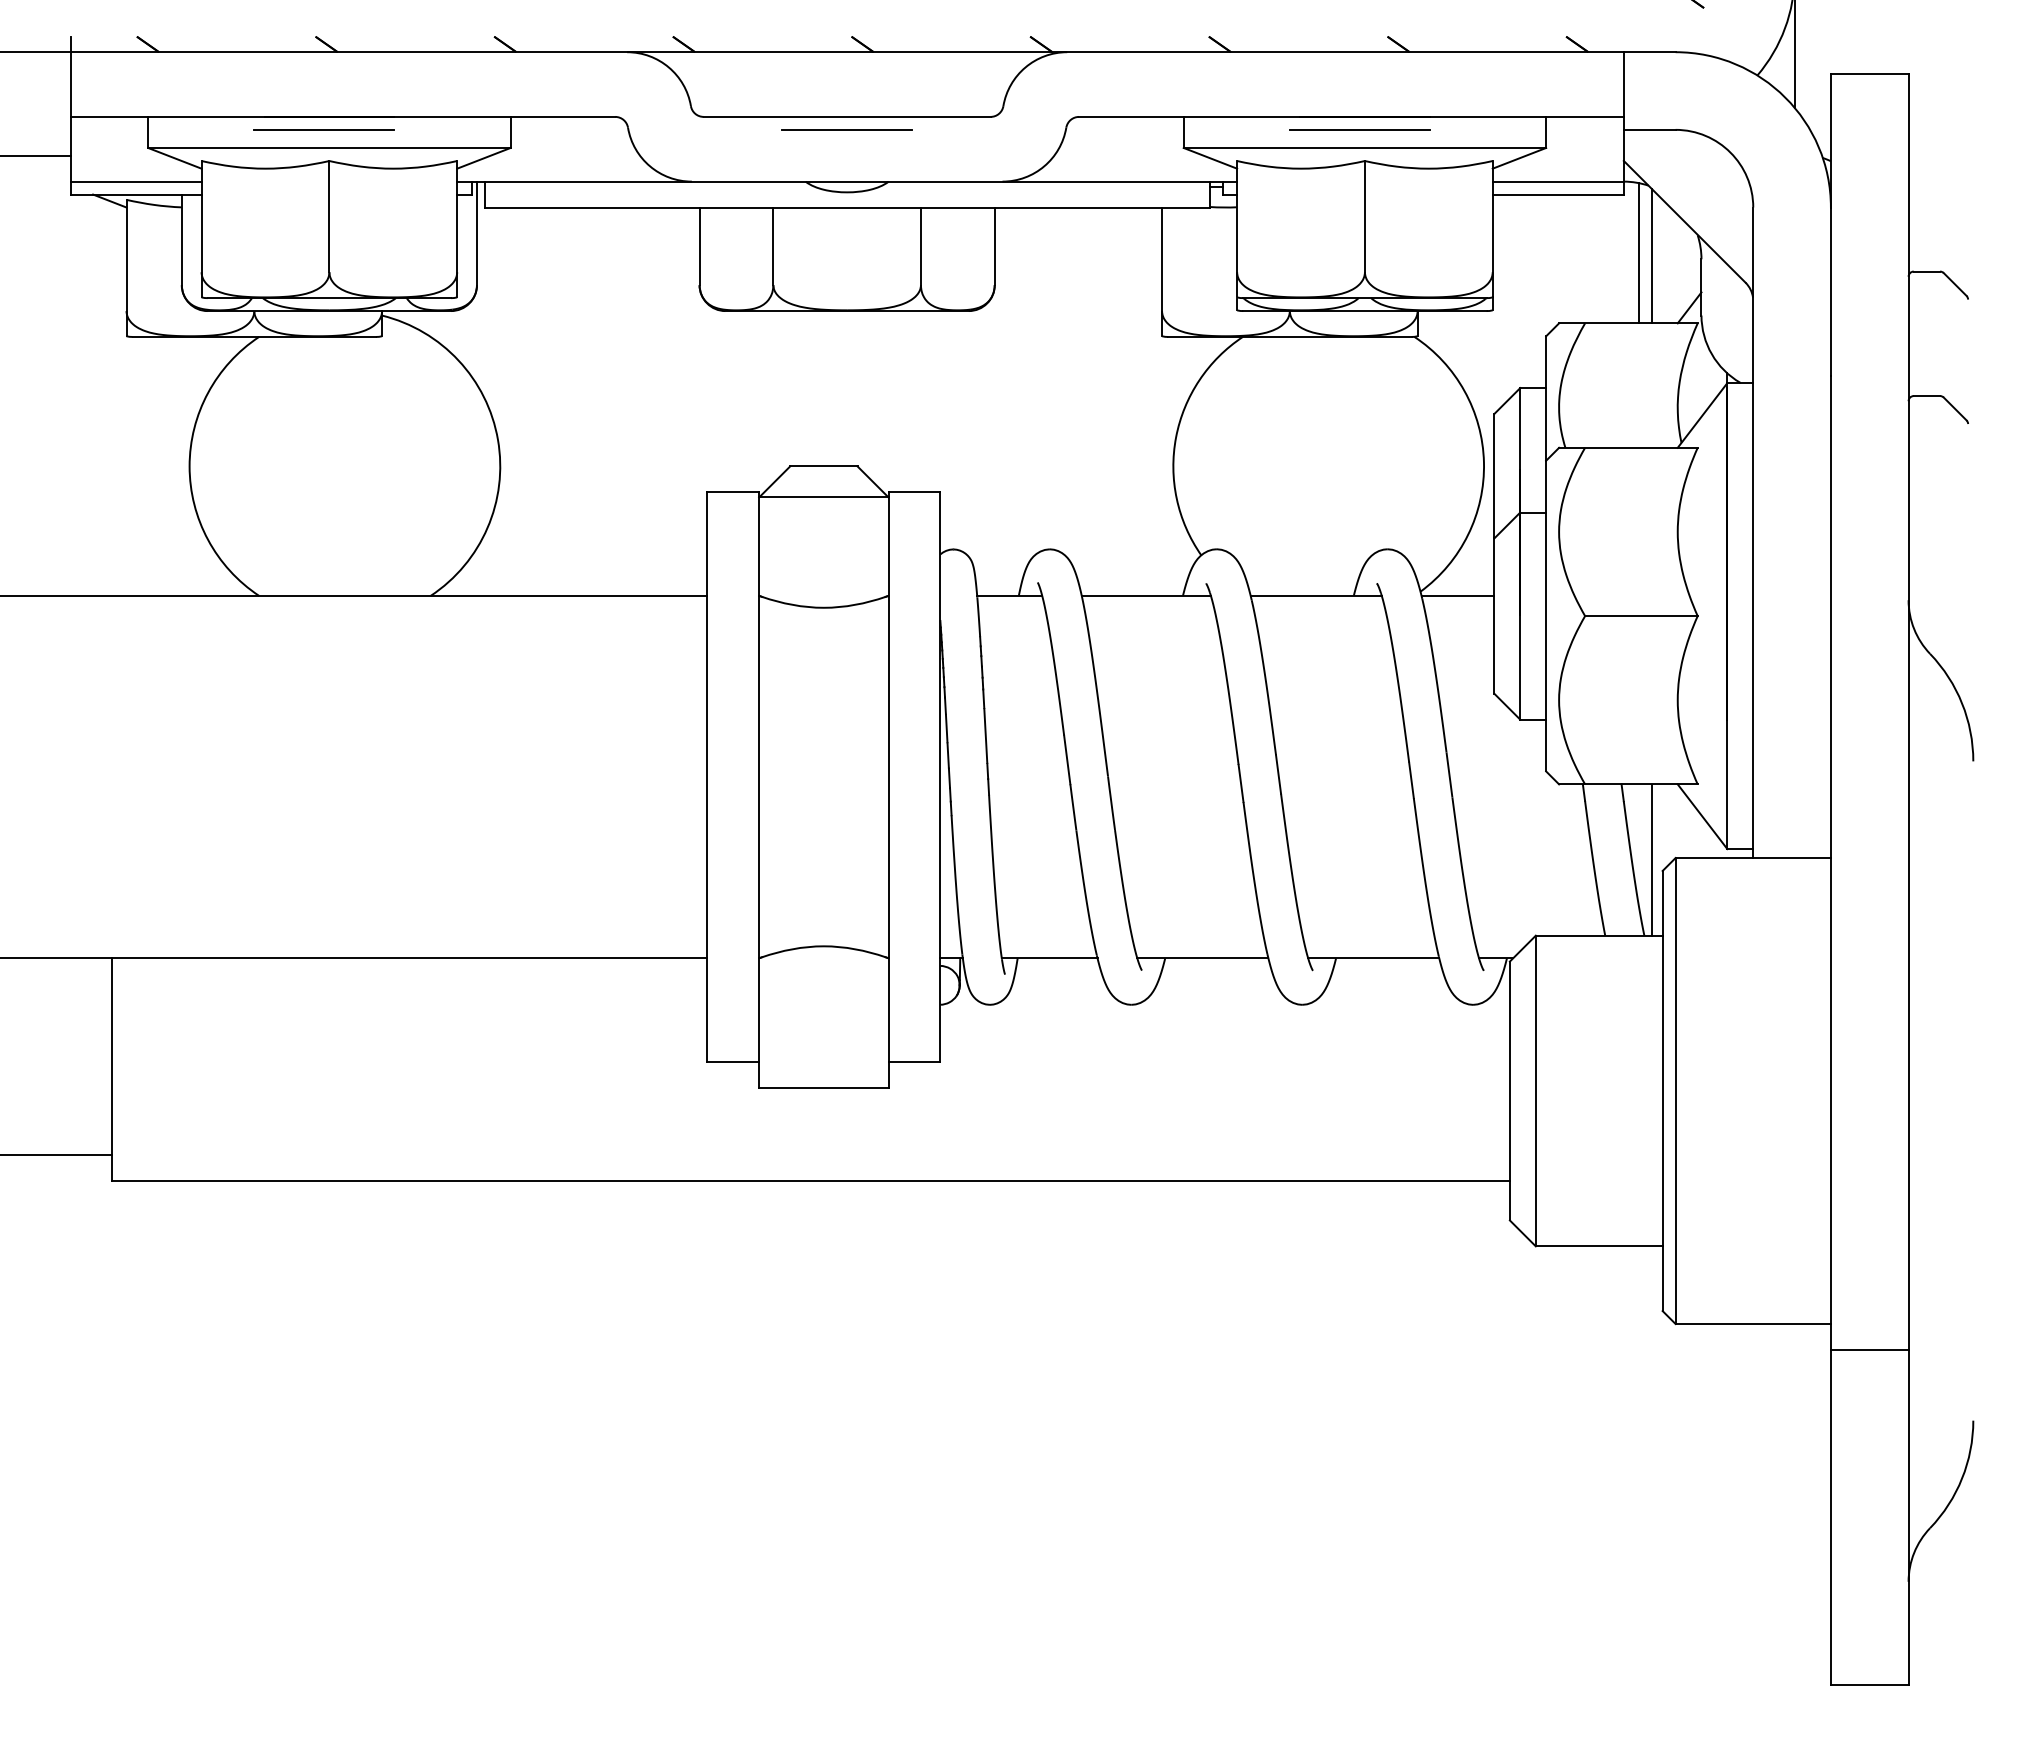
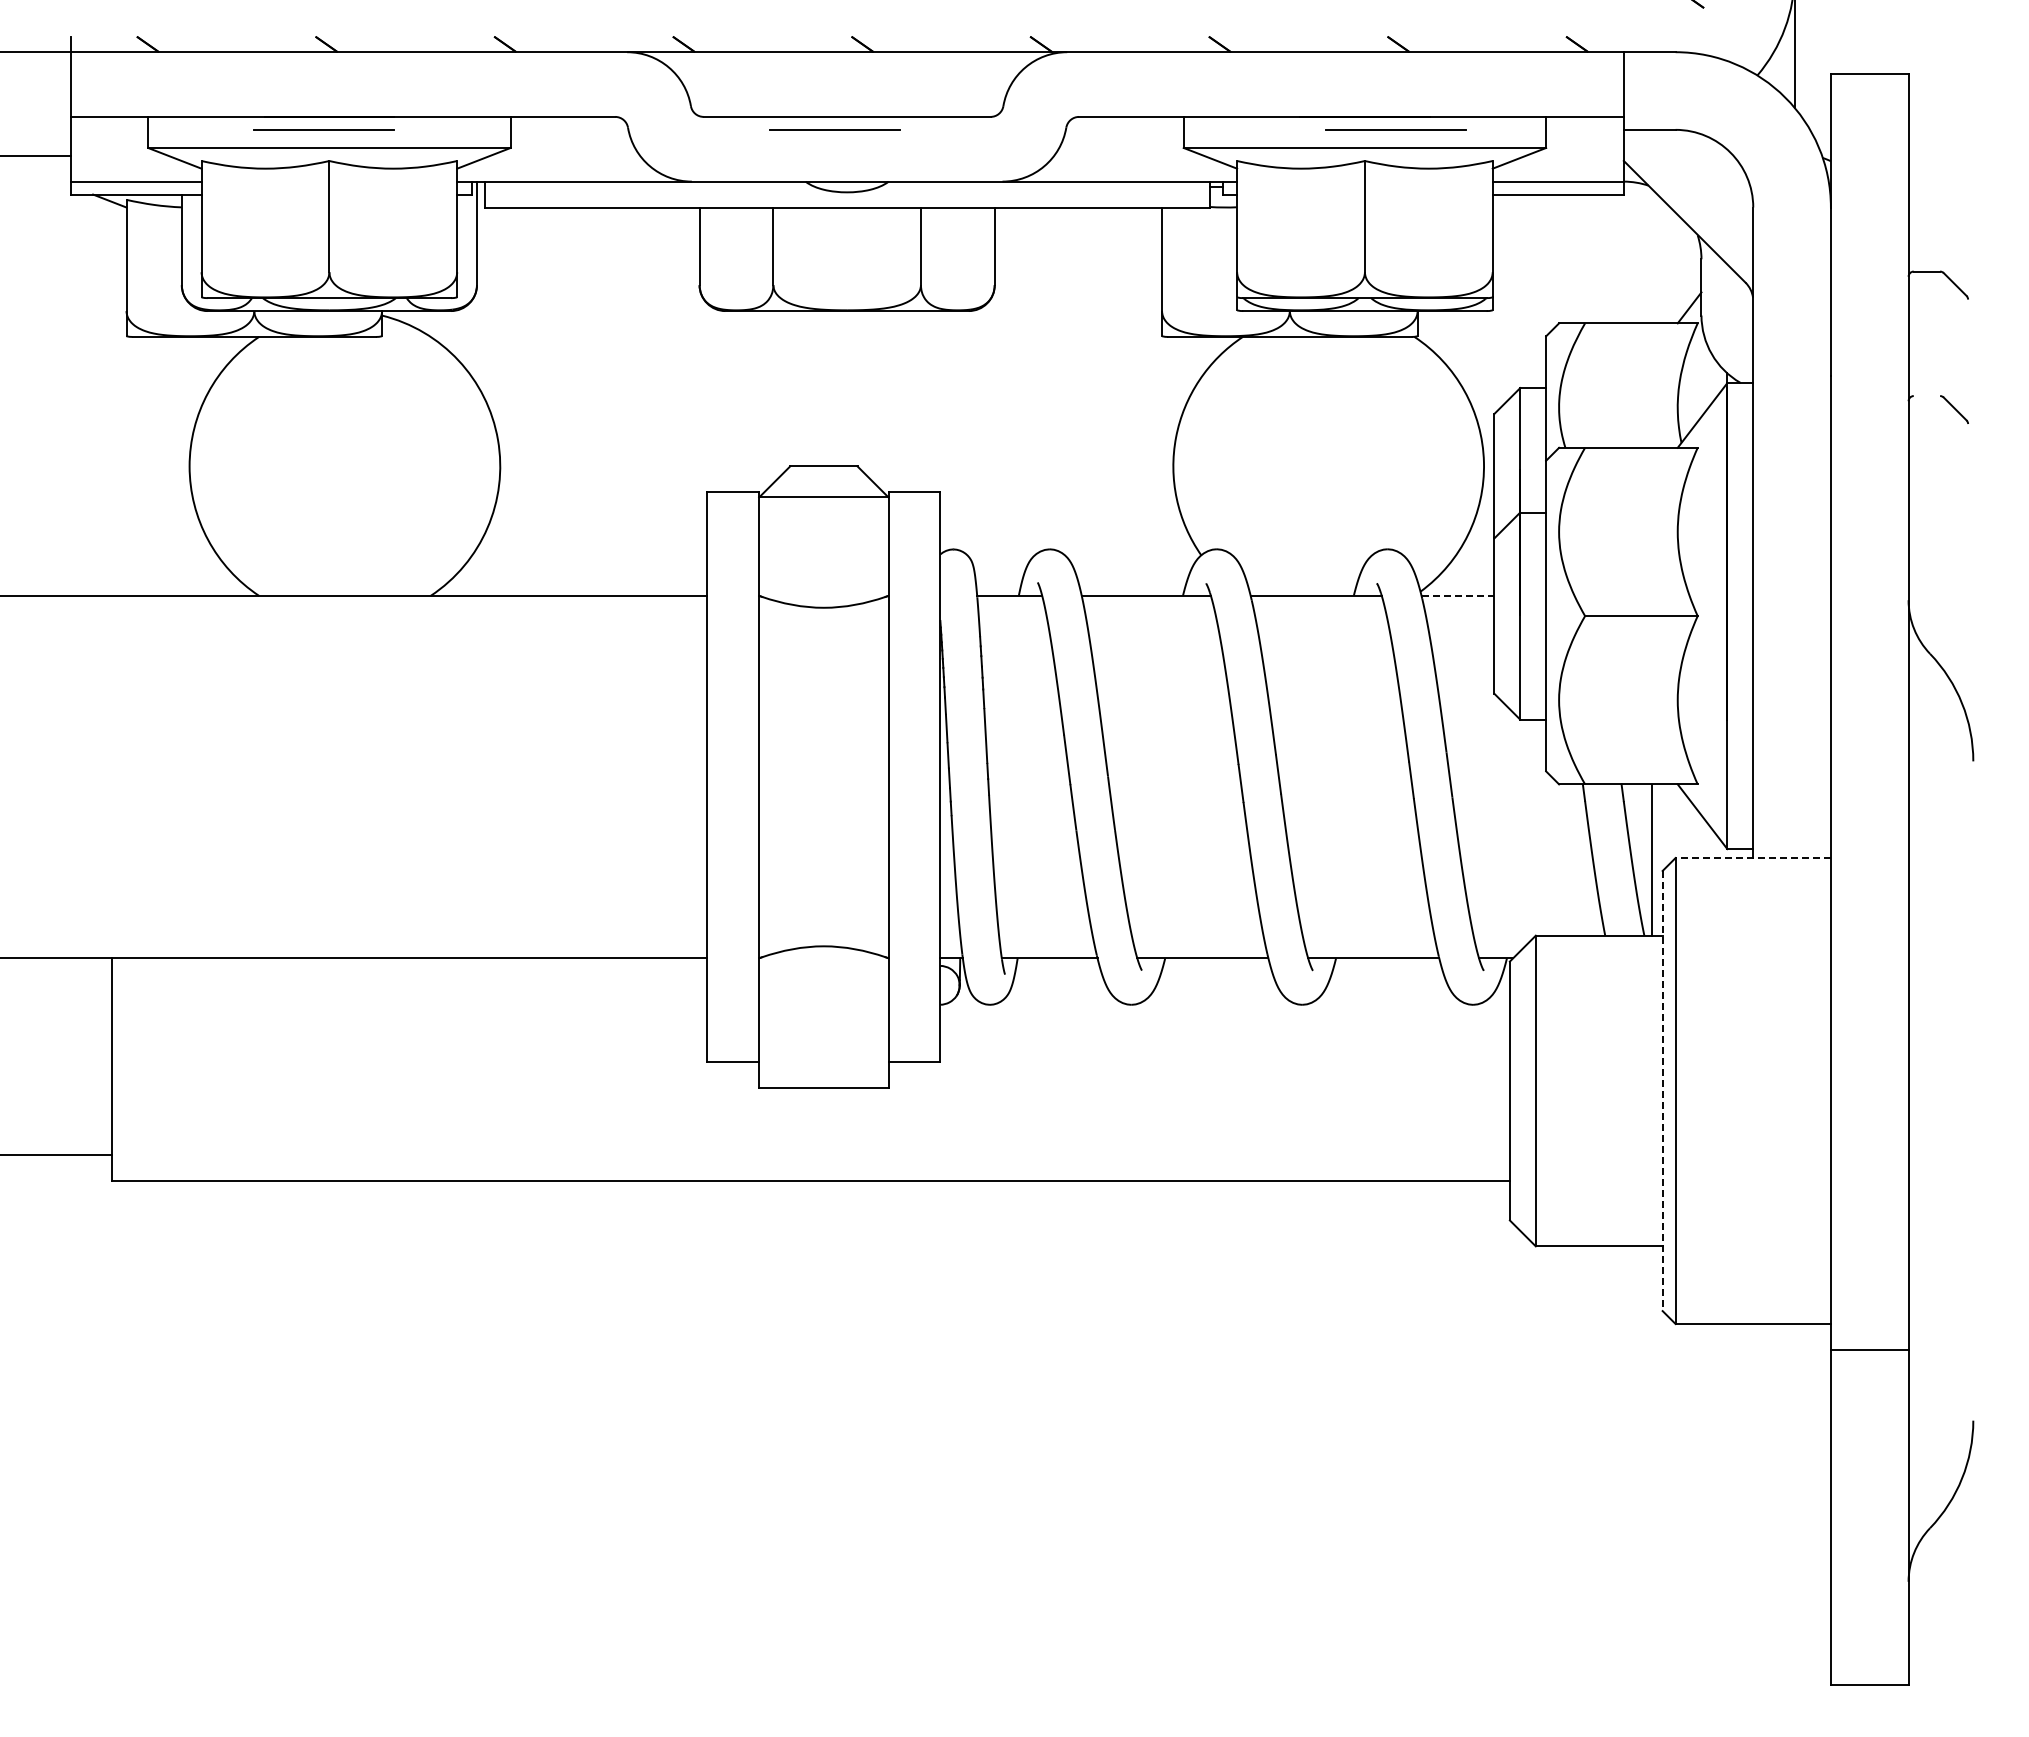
line position: (846, 129) -> (834, 129) (834, 129)
line position: (1359, 129) -> (1395, 129) (1395, 129)
line: present -> none (1639, 253)
line: present -> none (1652, 256)
line: present -> none (1926, 396)
line: solid -> dashed (1458, 595)
line: solid -> dashed (1753, 858)
line: solid -> dashed (1662, 1091)
